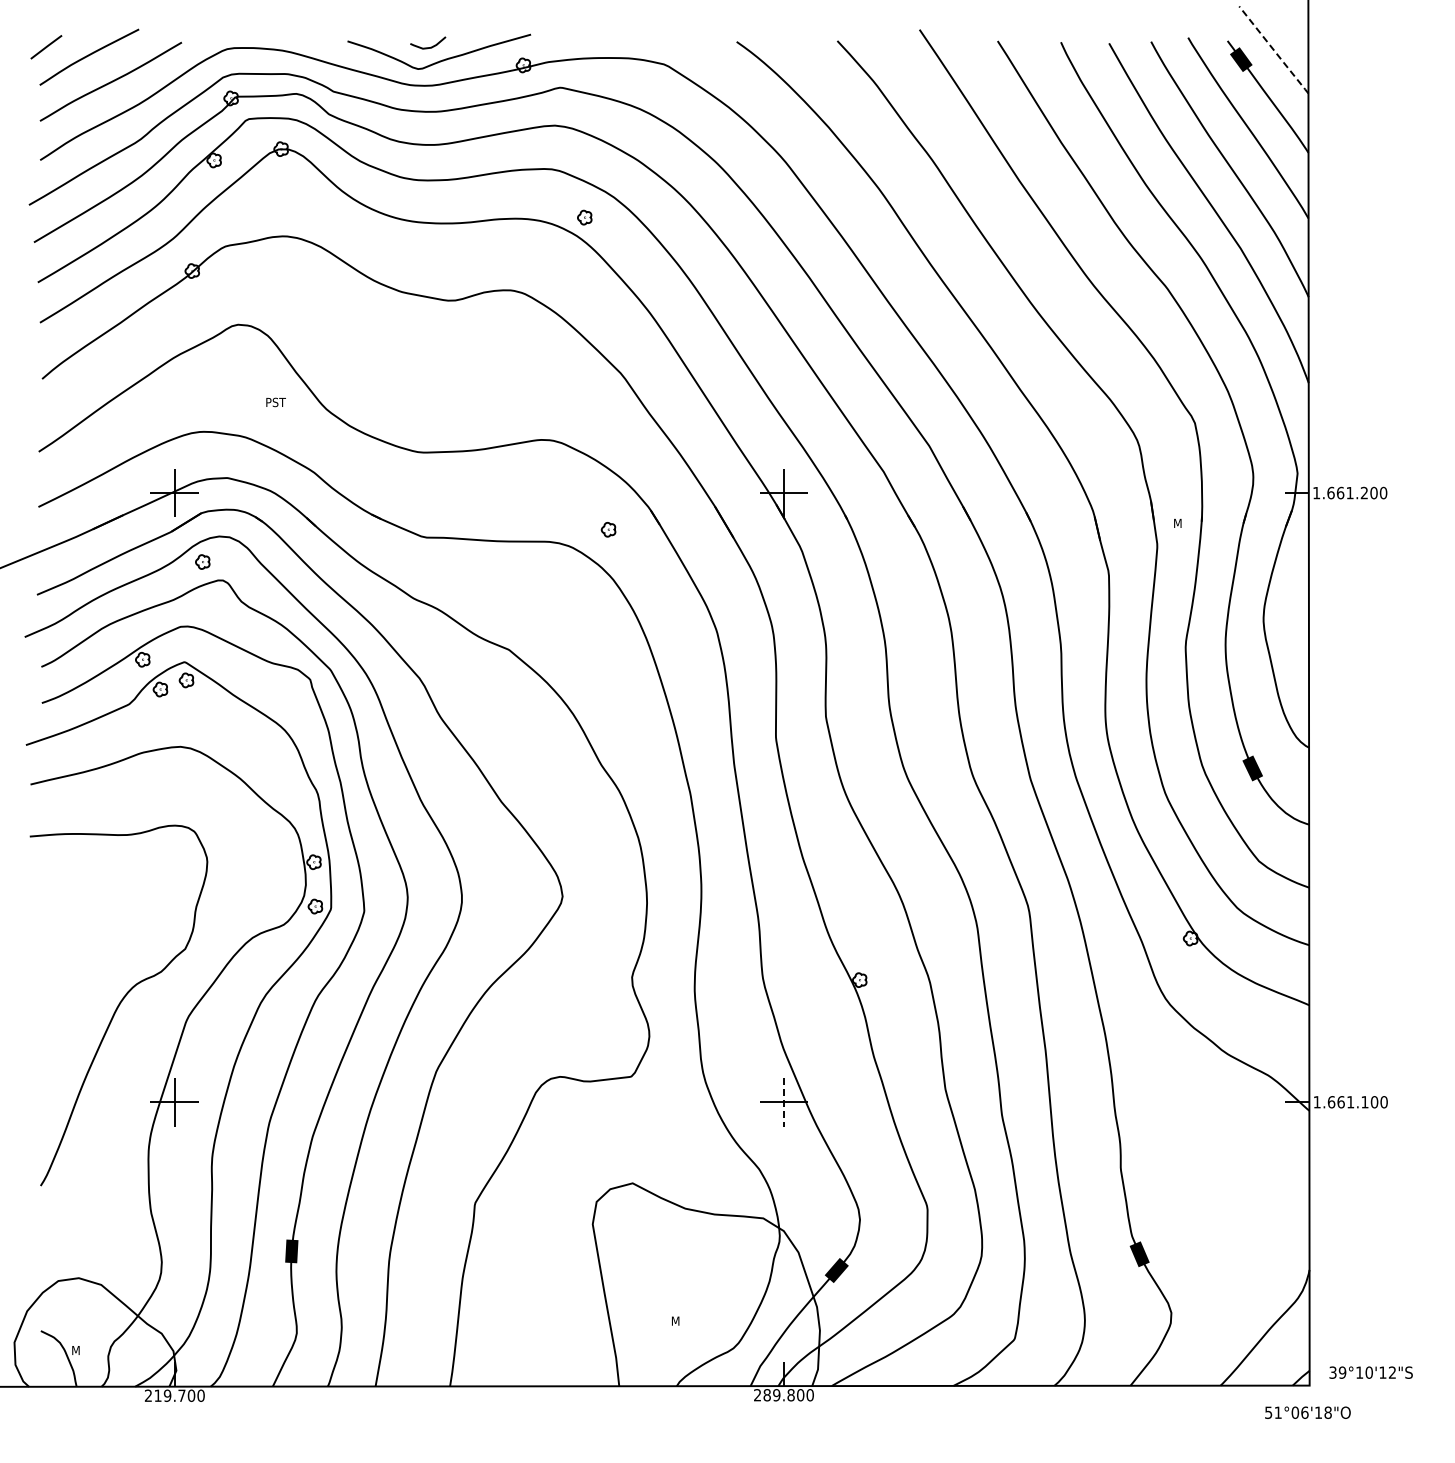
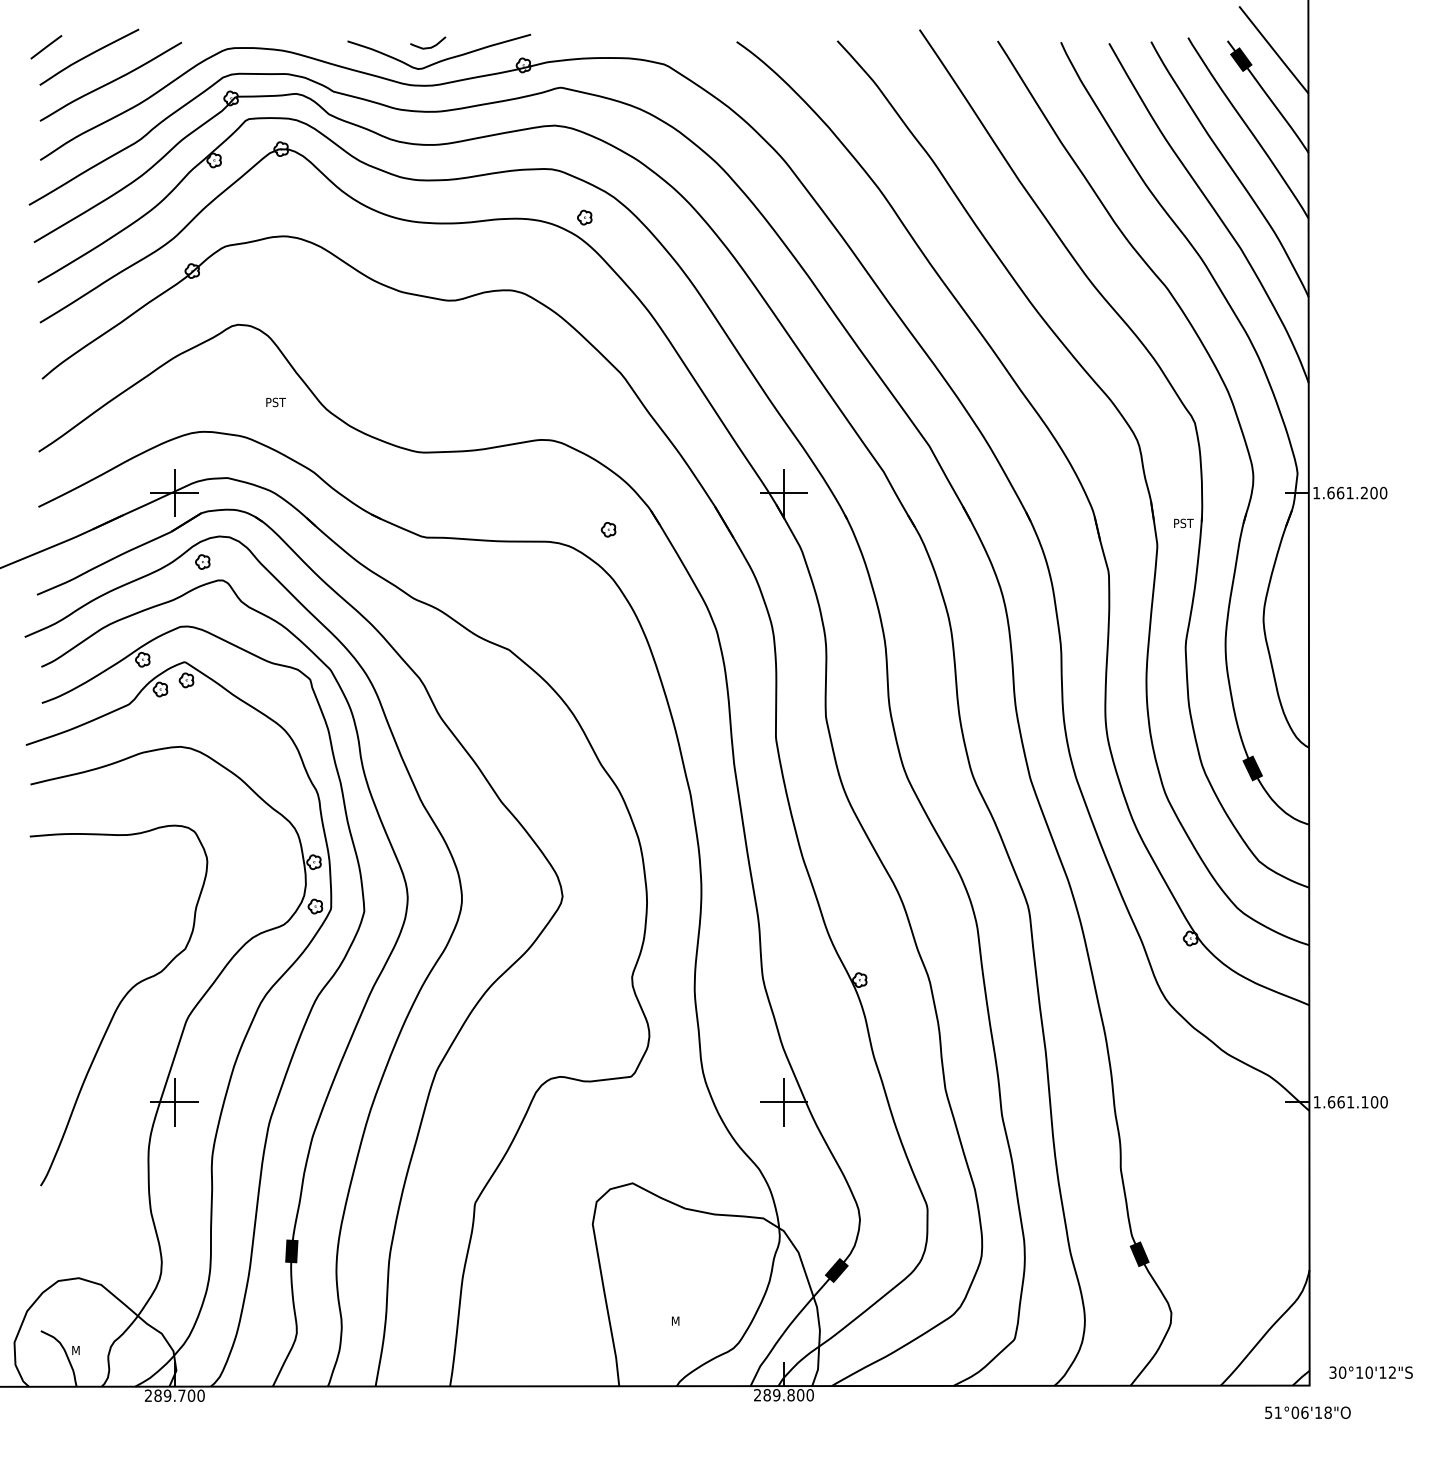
line: dashed -> solid (1274, 50)
text: M -> PST (1184, 523)
line: dashed -> solid (783, 1102)
text: 39°10'12"S -> 30°10'12"S (1342, 1372)
text: 219.700 -> 289.700 (157, 1395)
